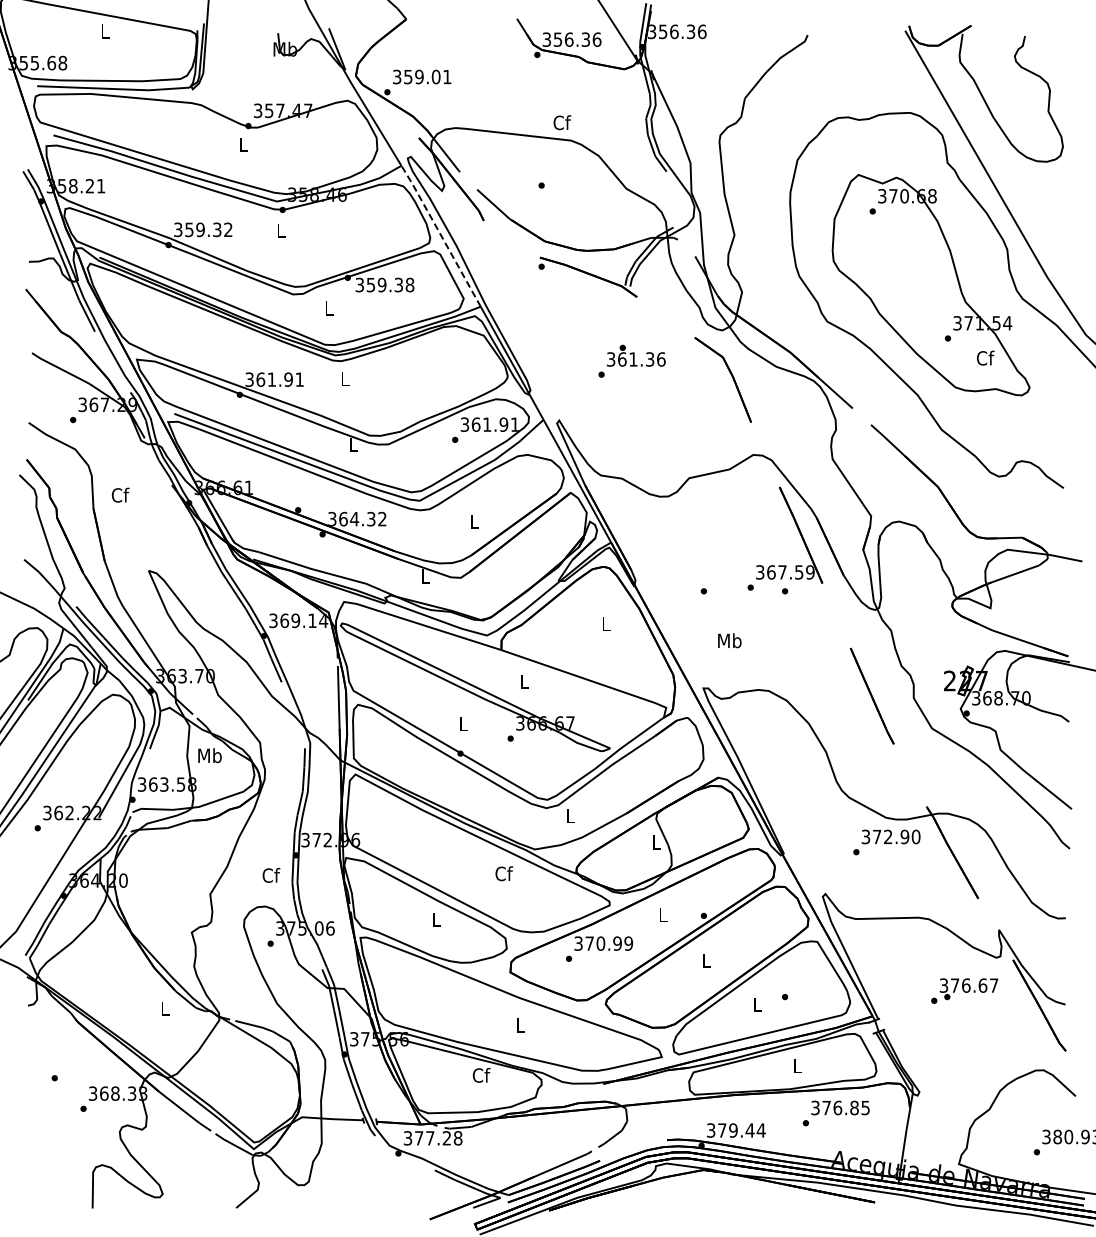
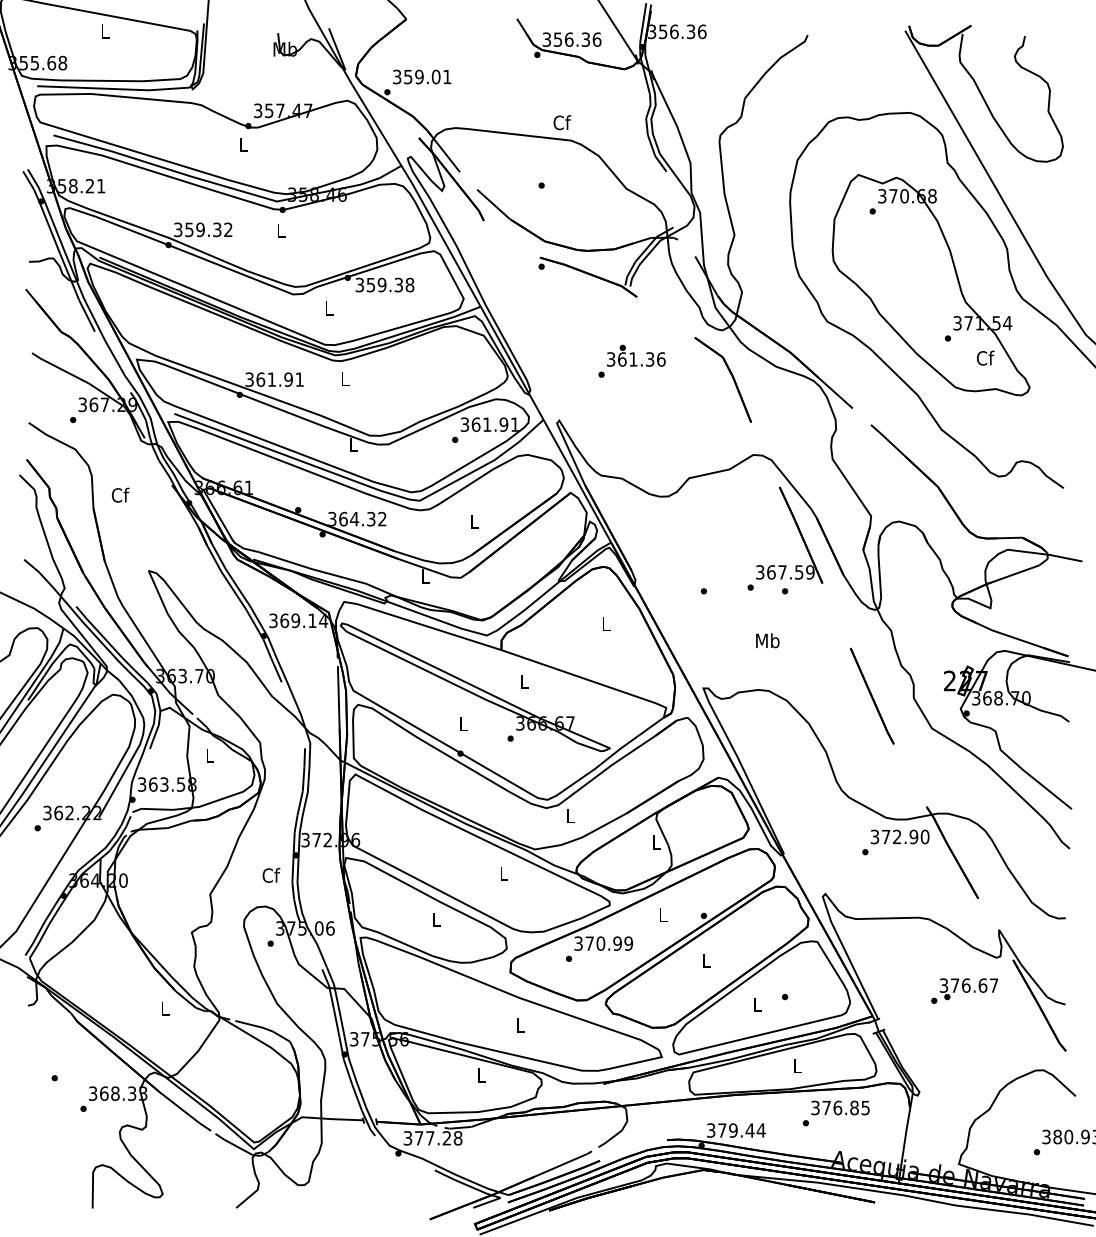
line: dashed -> solid (441, 235)
text position: (729, 640) -> (767, 640) (767, 640)
text: Mb -> L (209, 755)
text position: (886, 842) -> (895, 842) (895, 842)
text: Cf -> L (504, 873)
text: Cf -> L (481, 1074)
